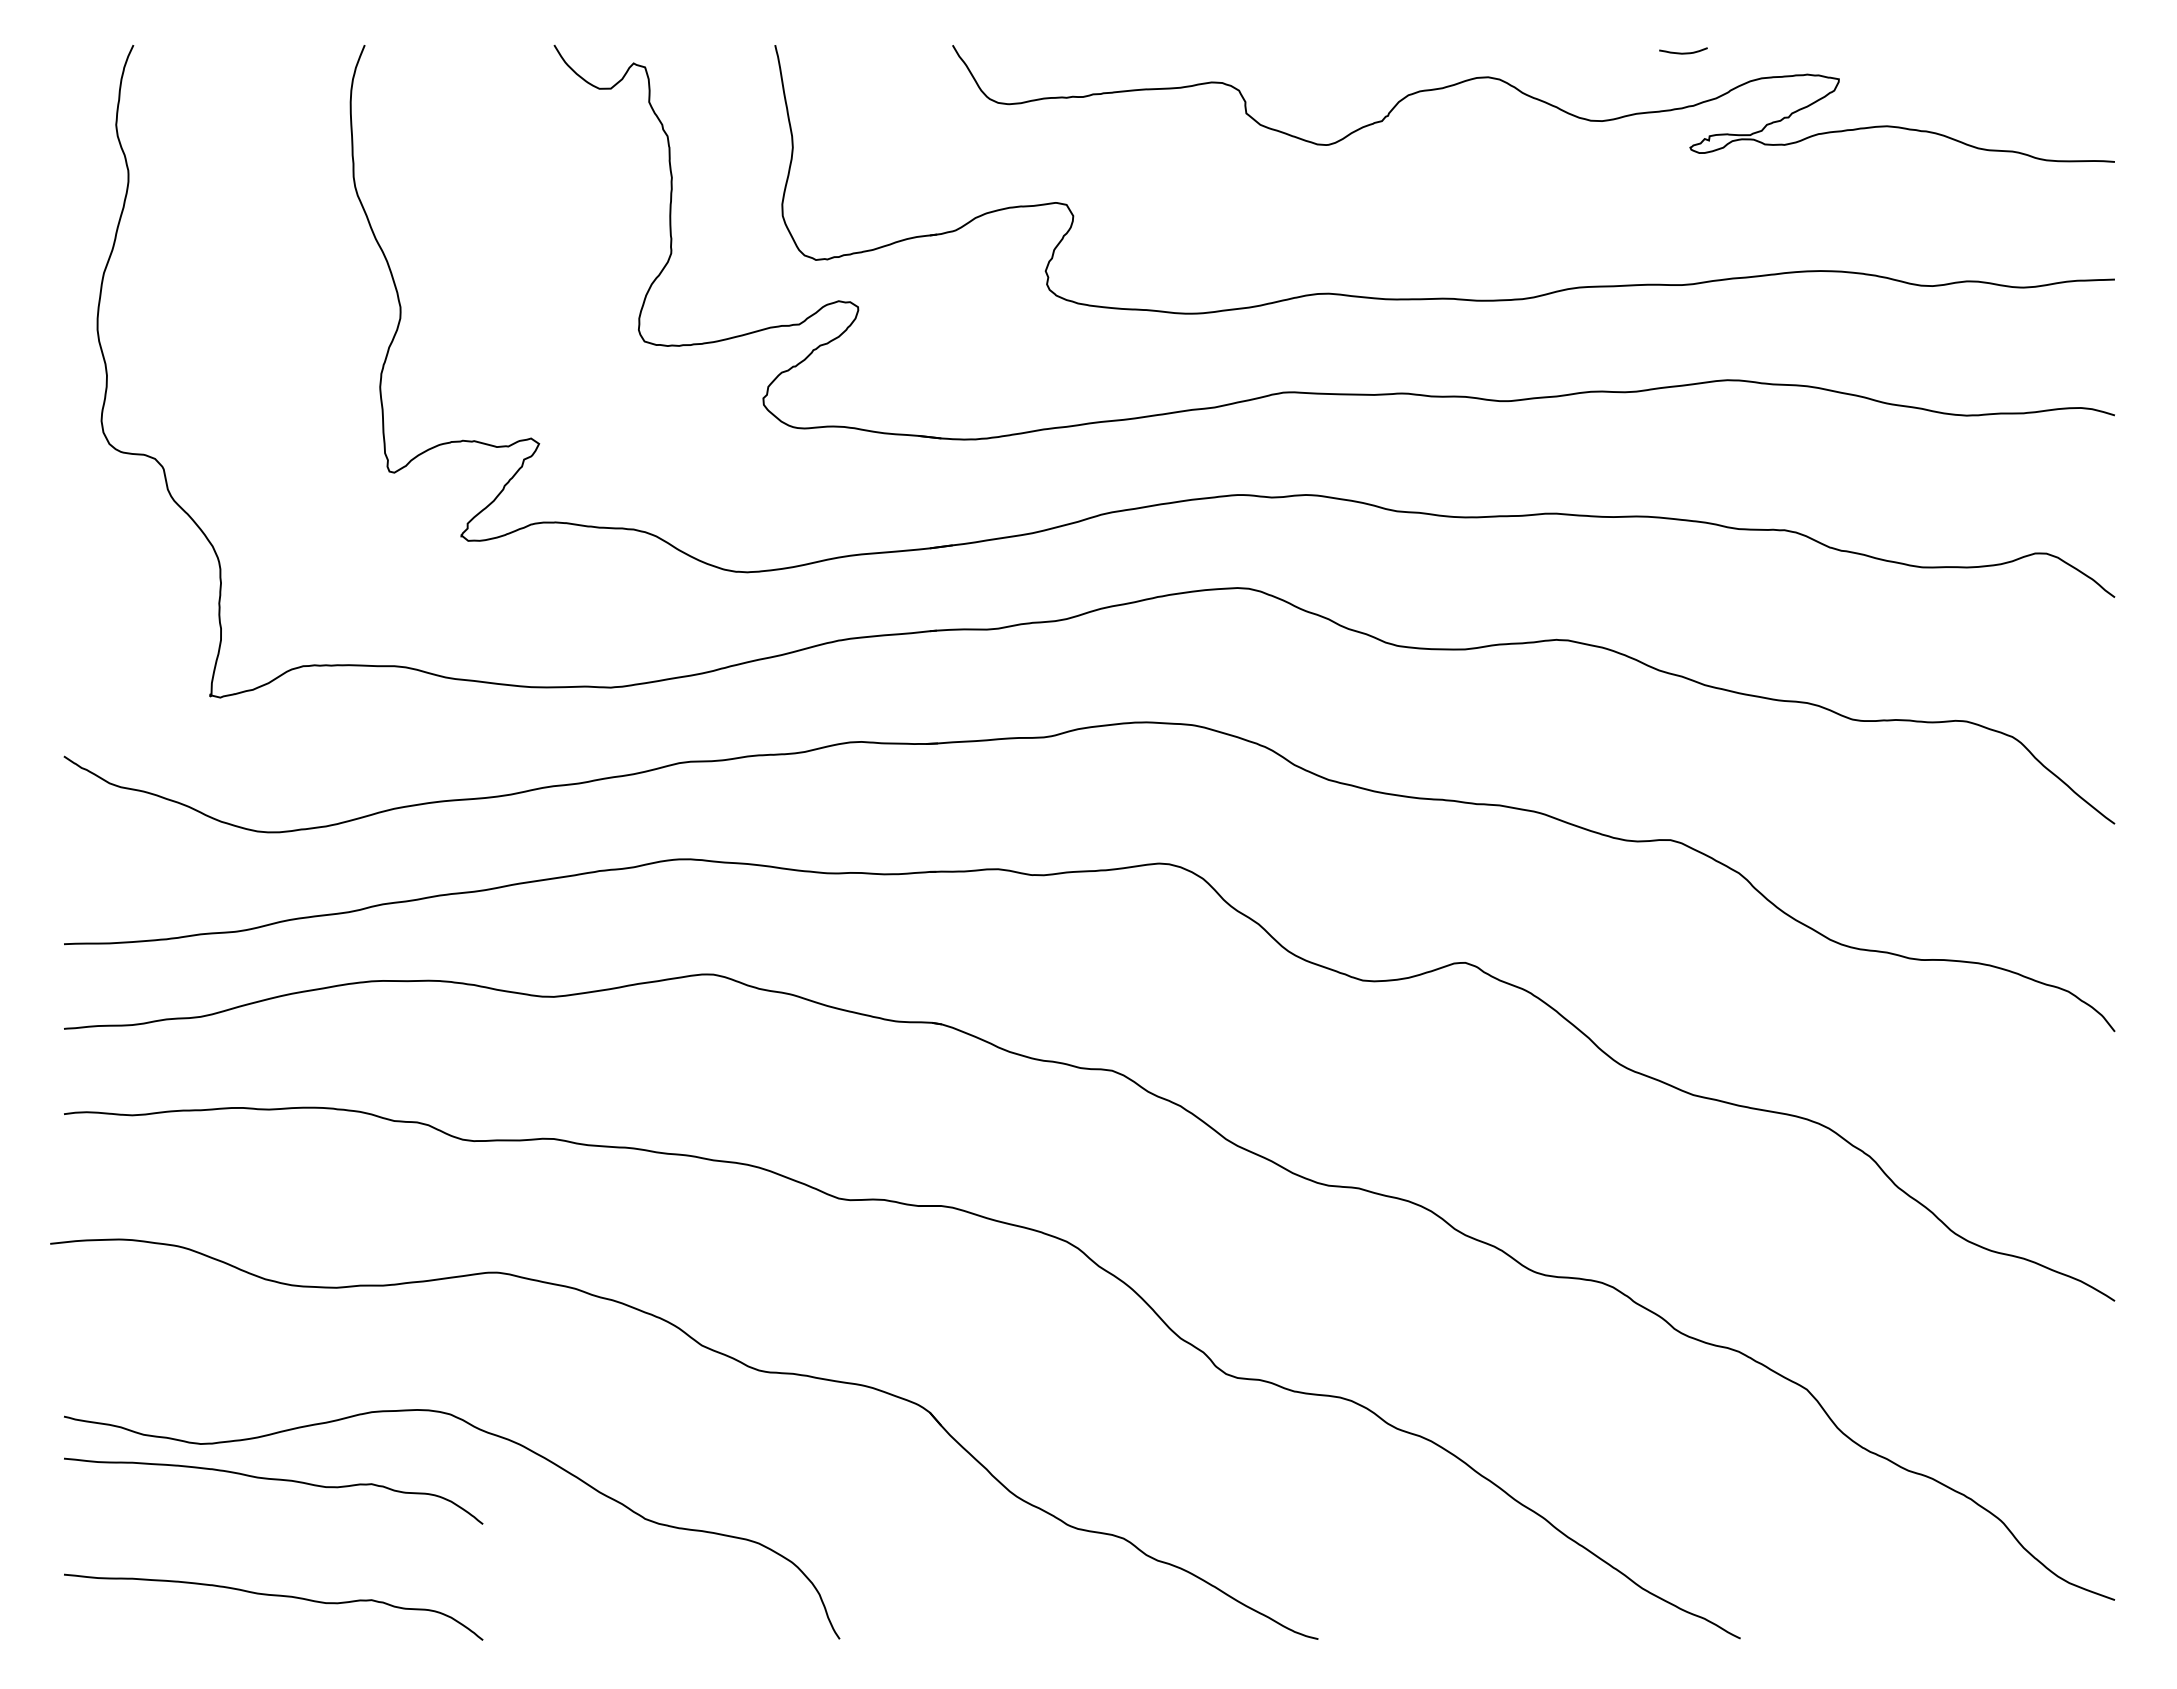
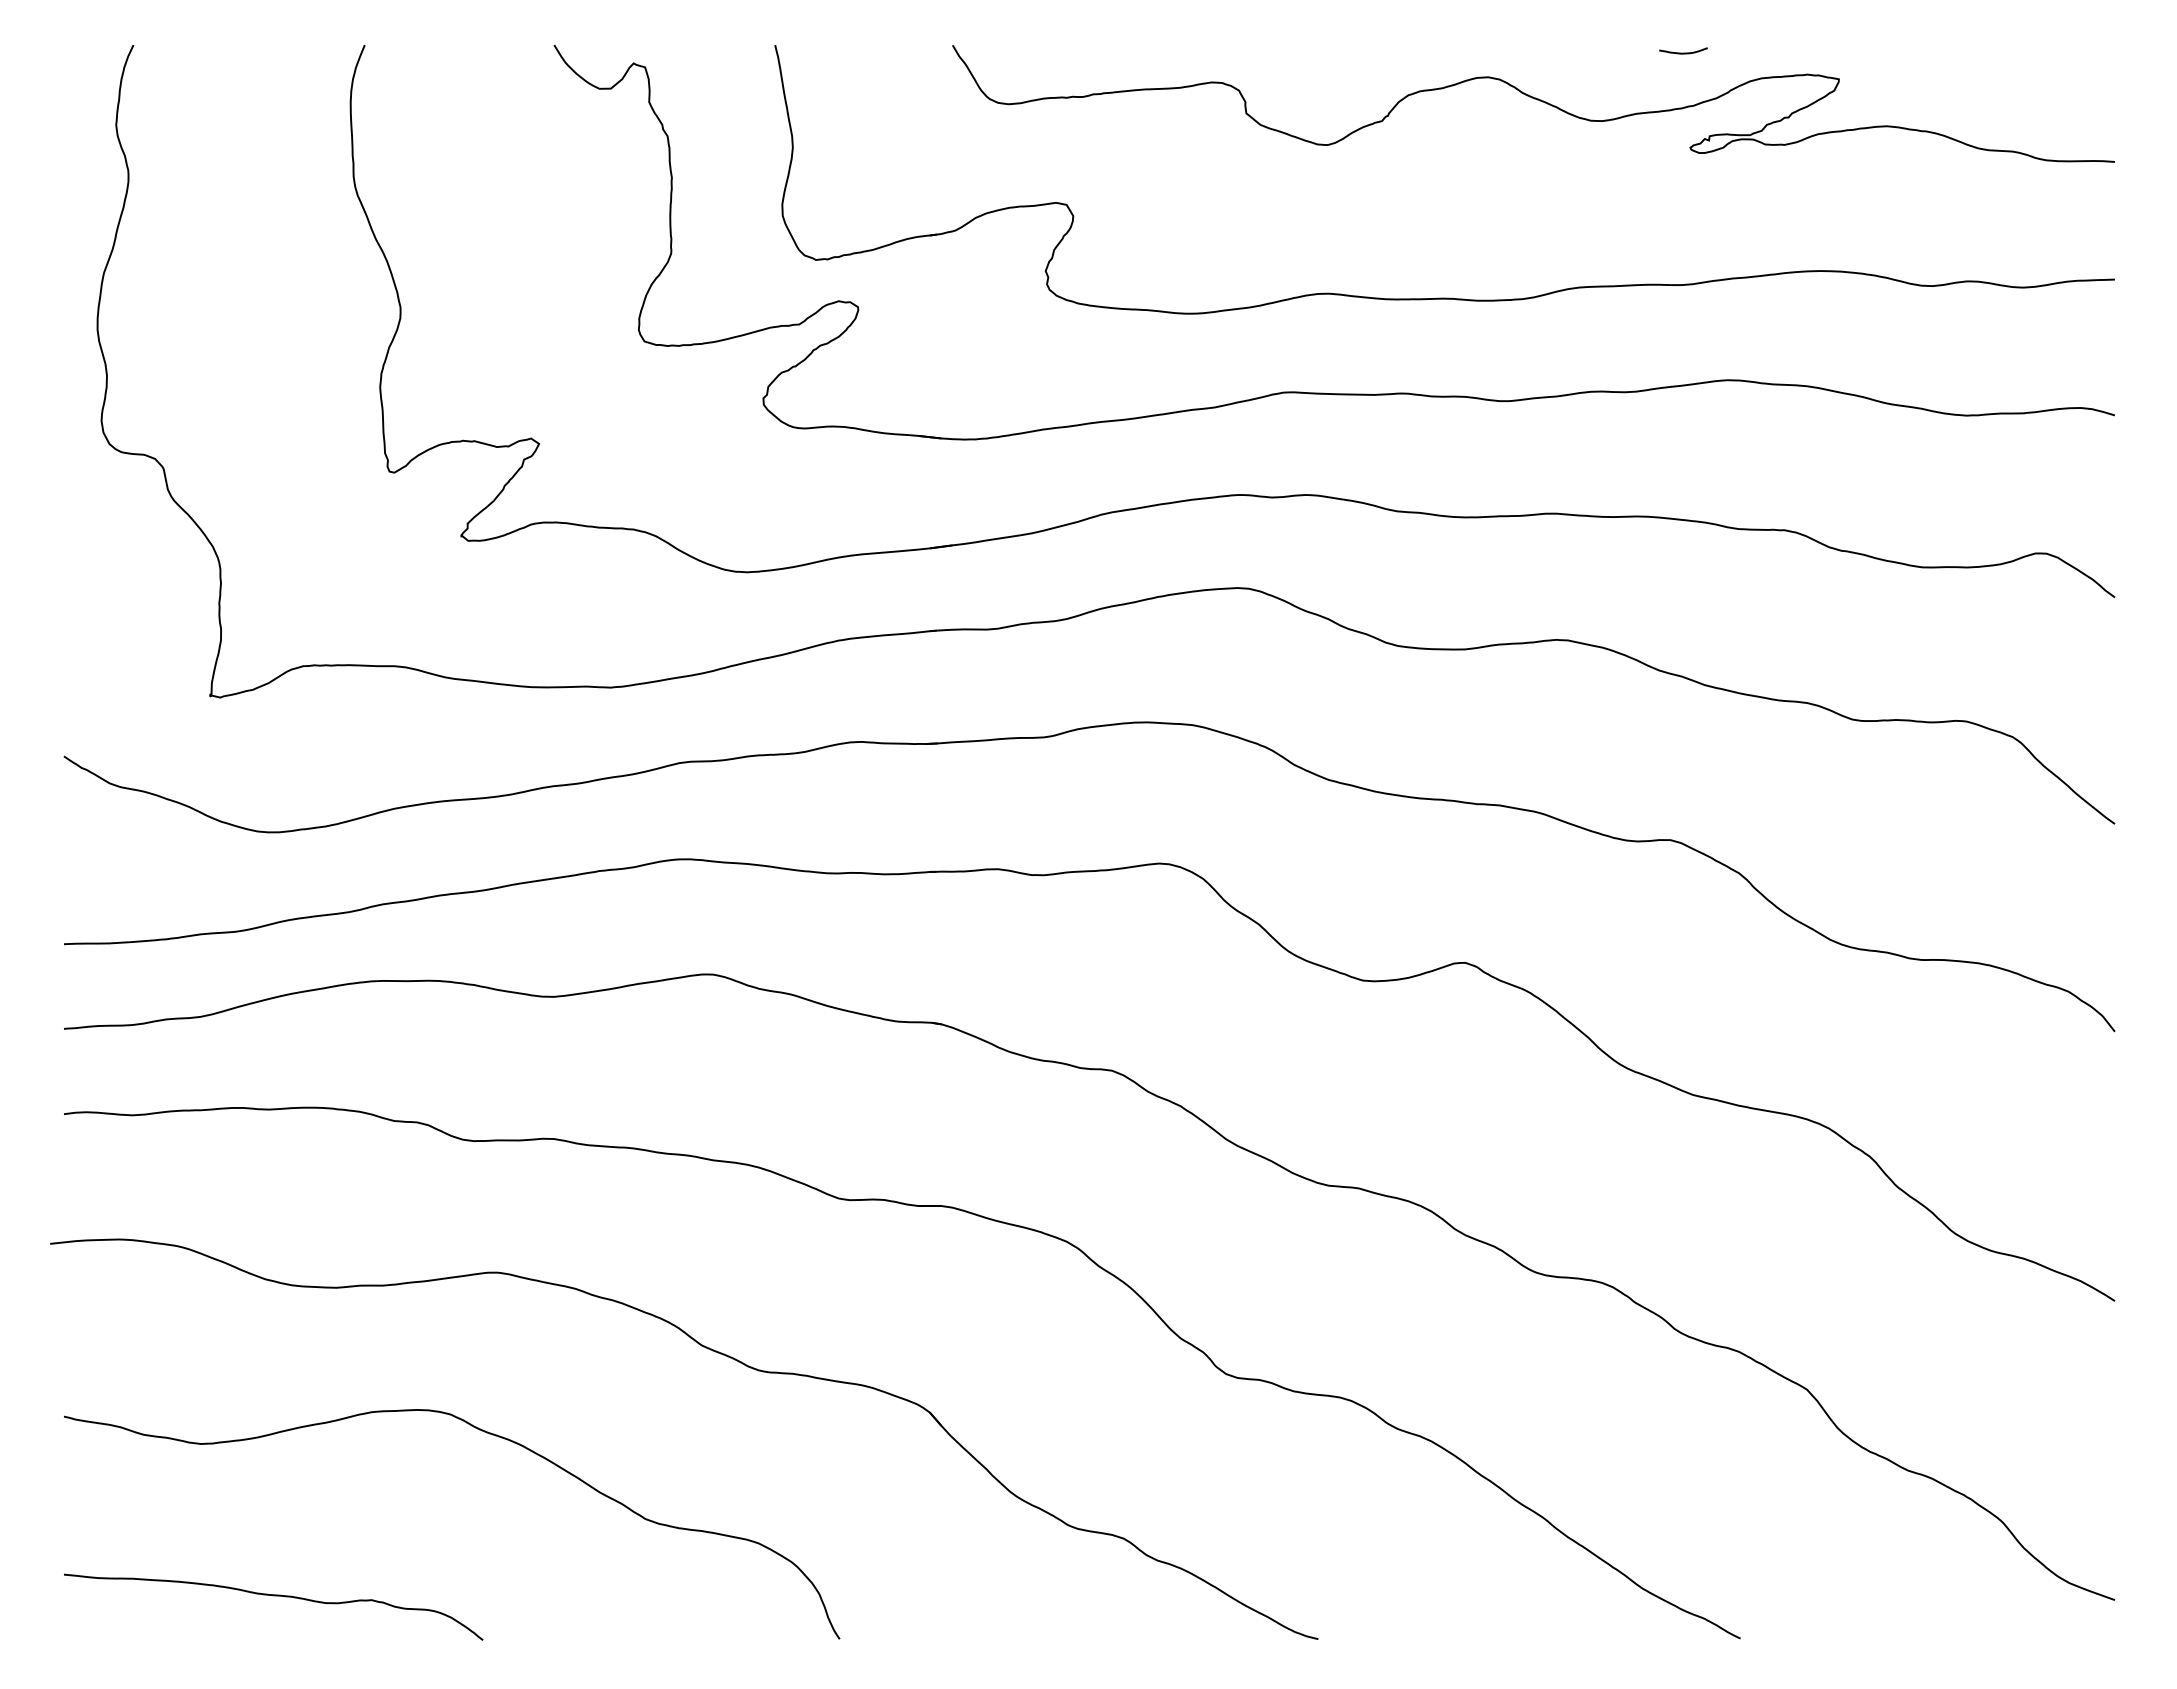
curve: present -> none (273, 1480)
